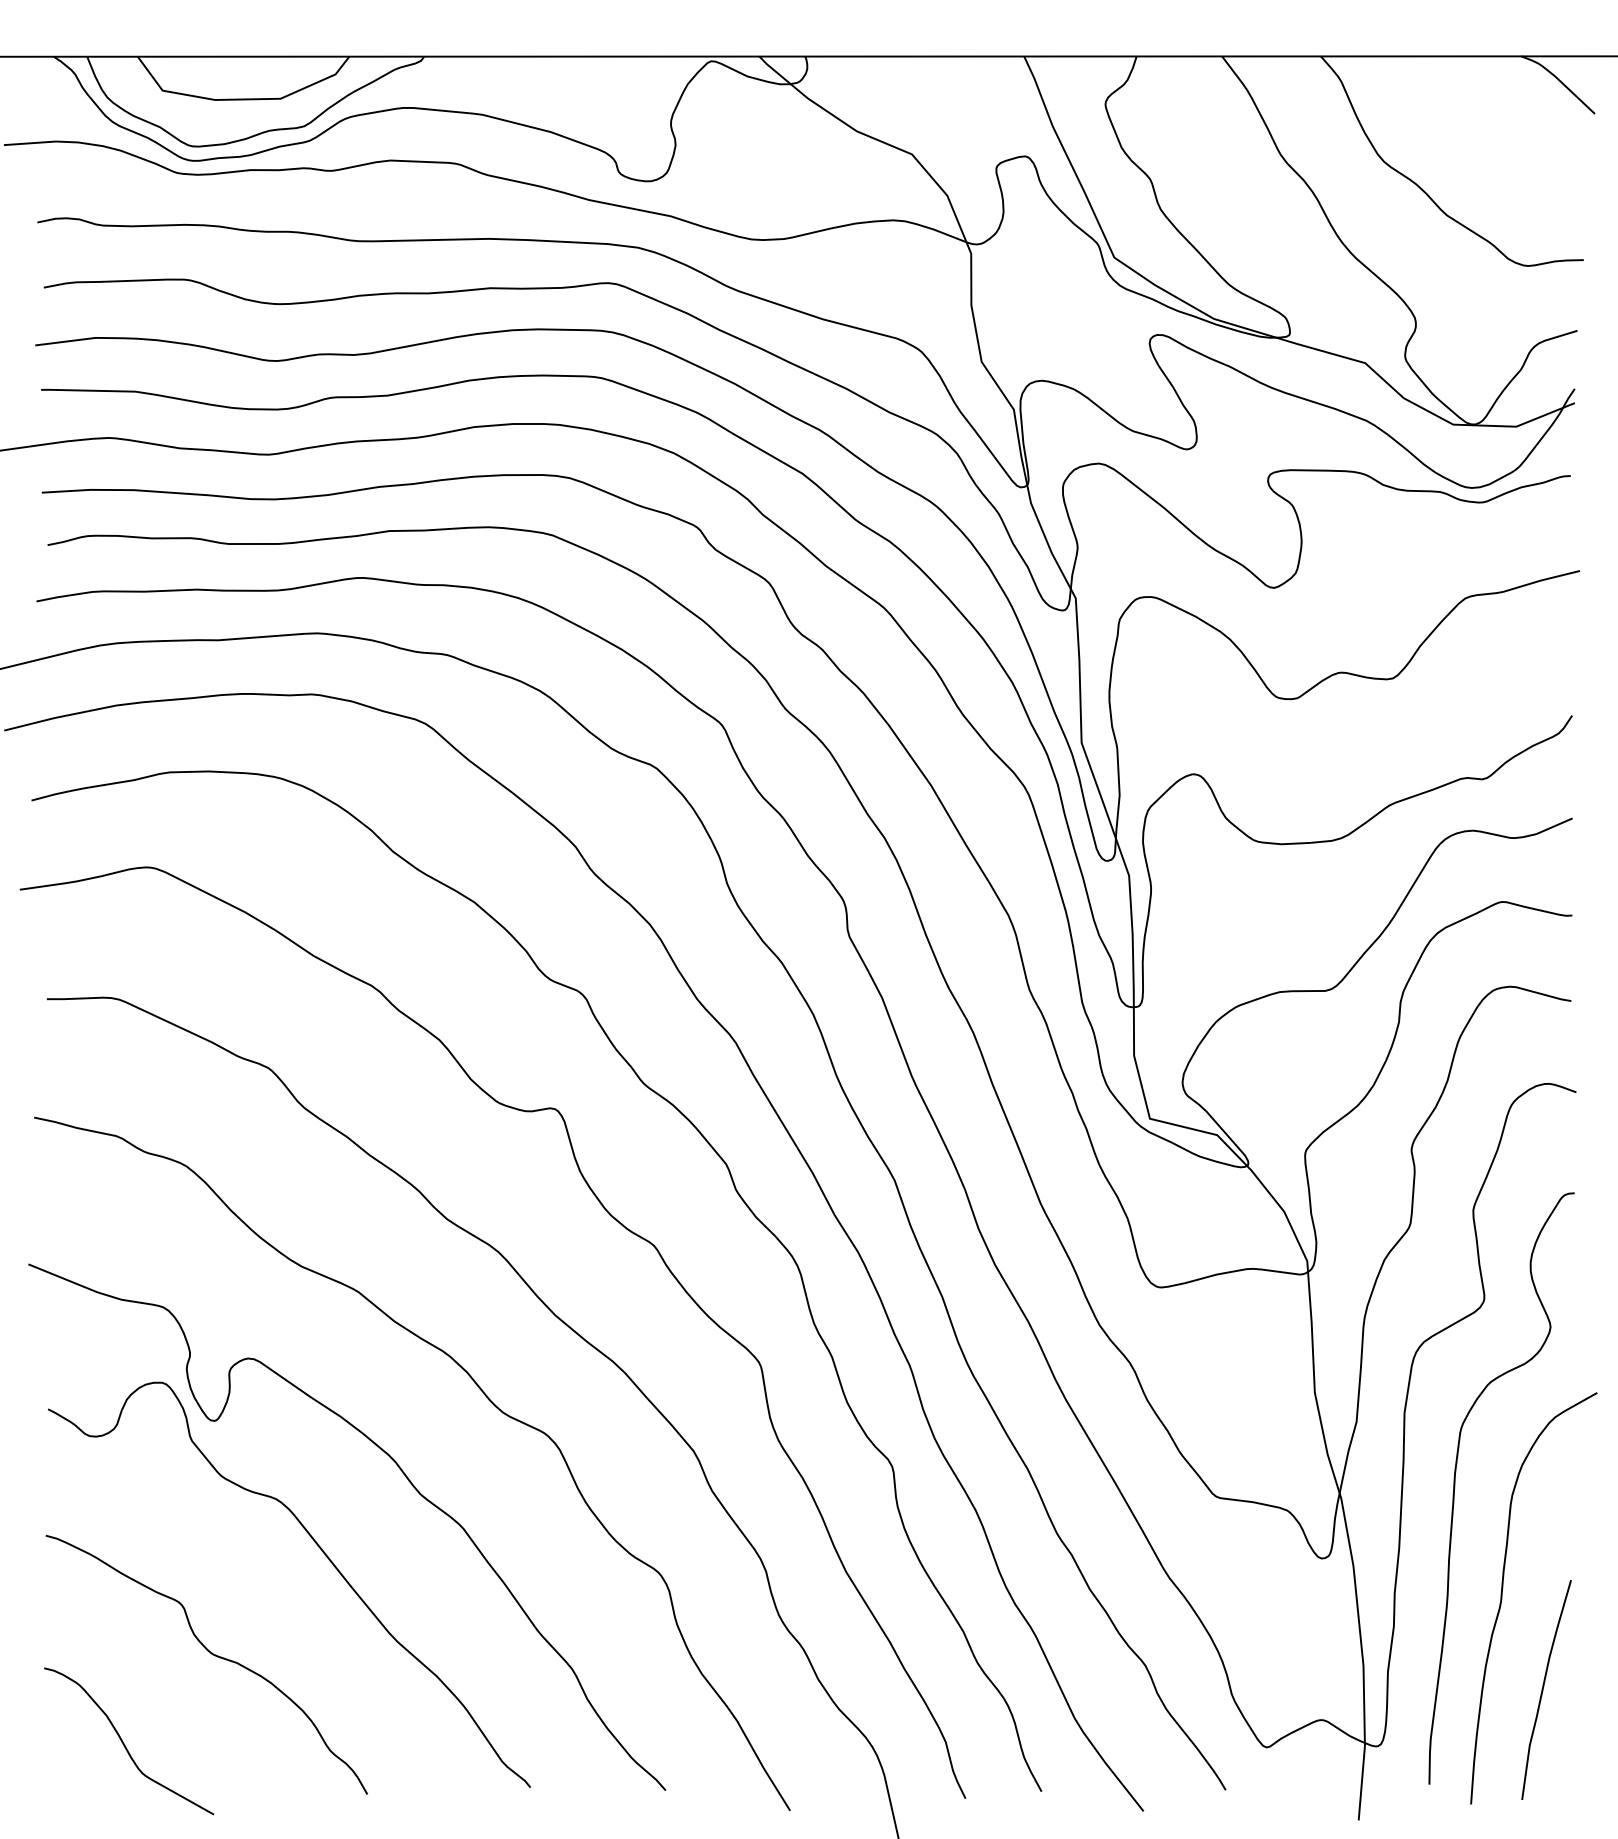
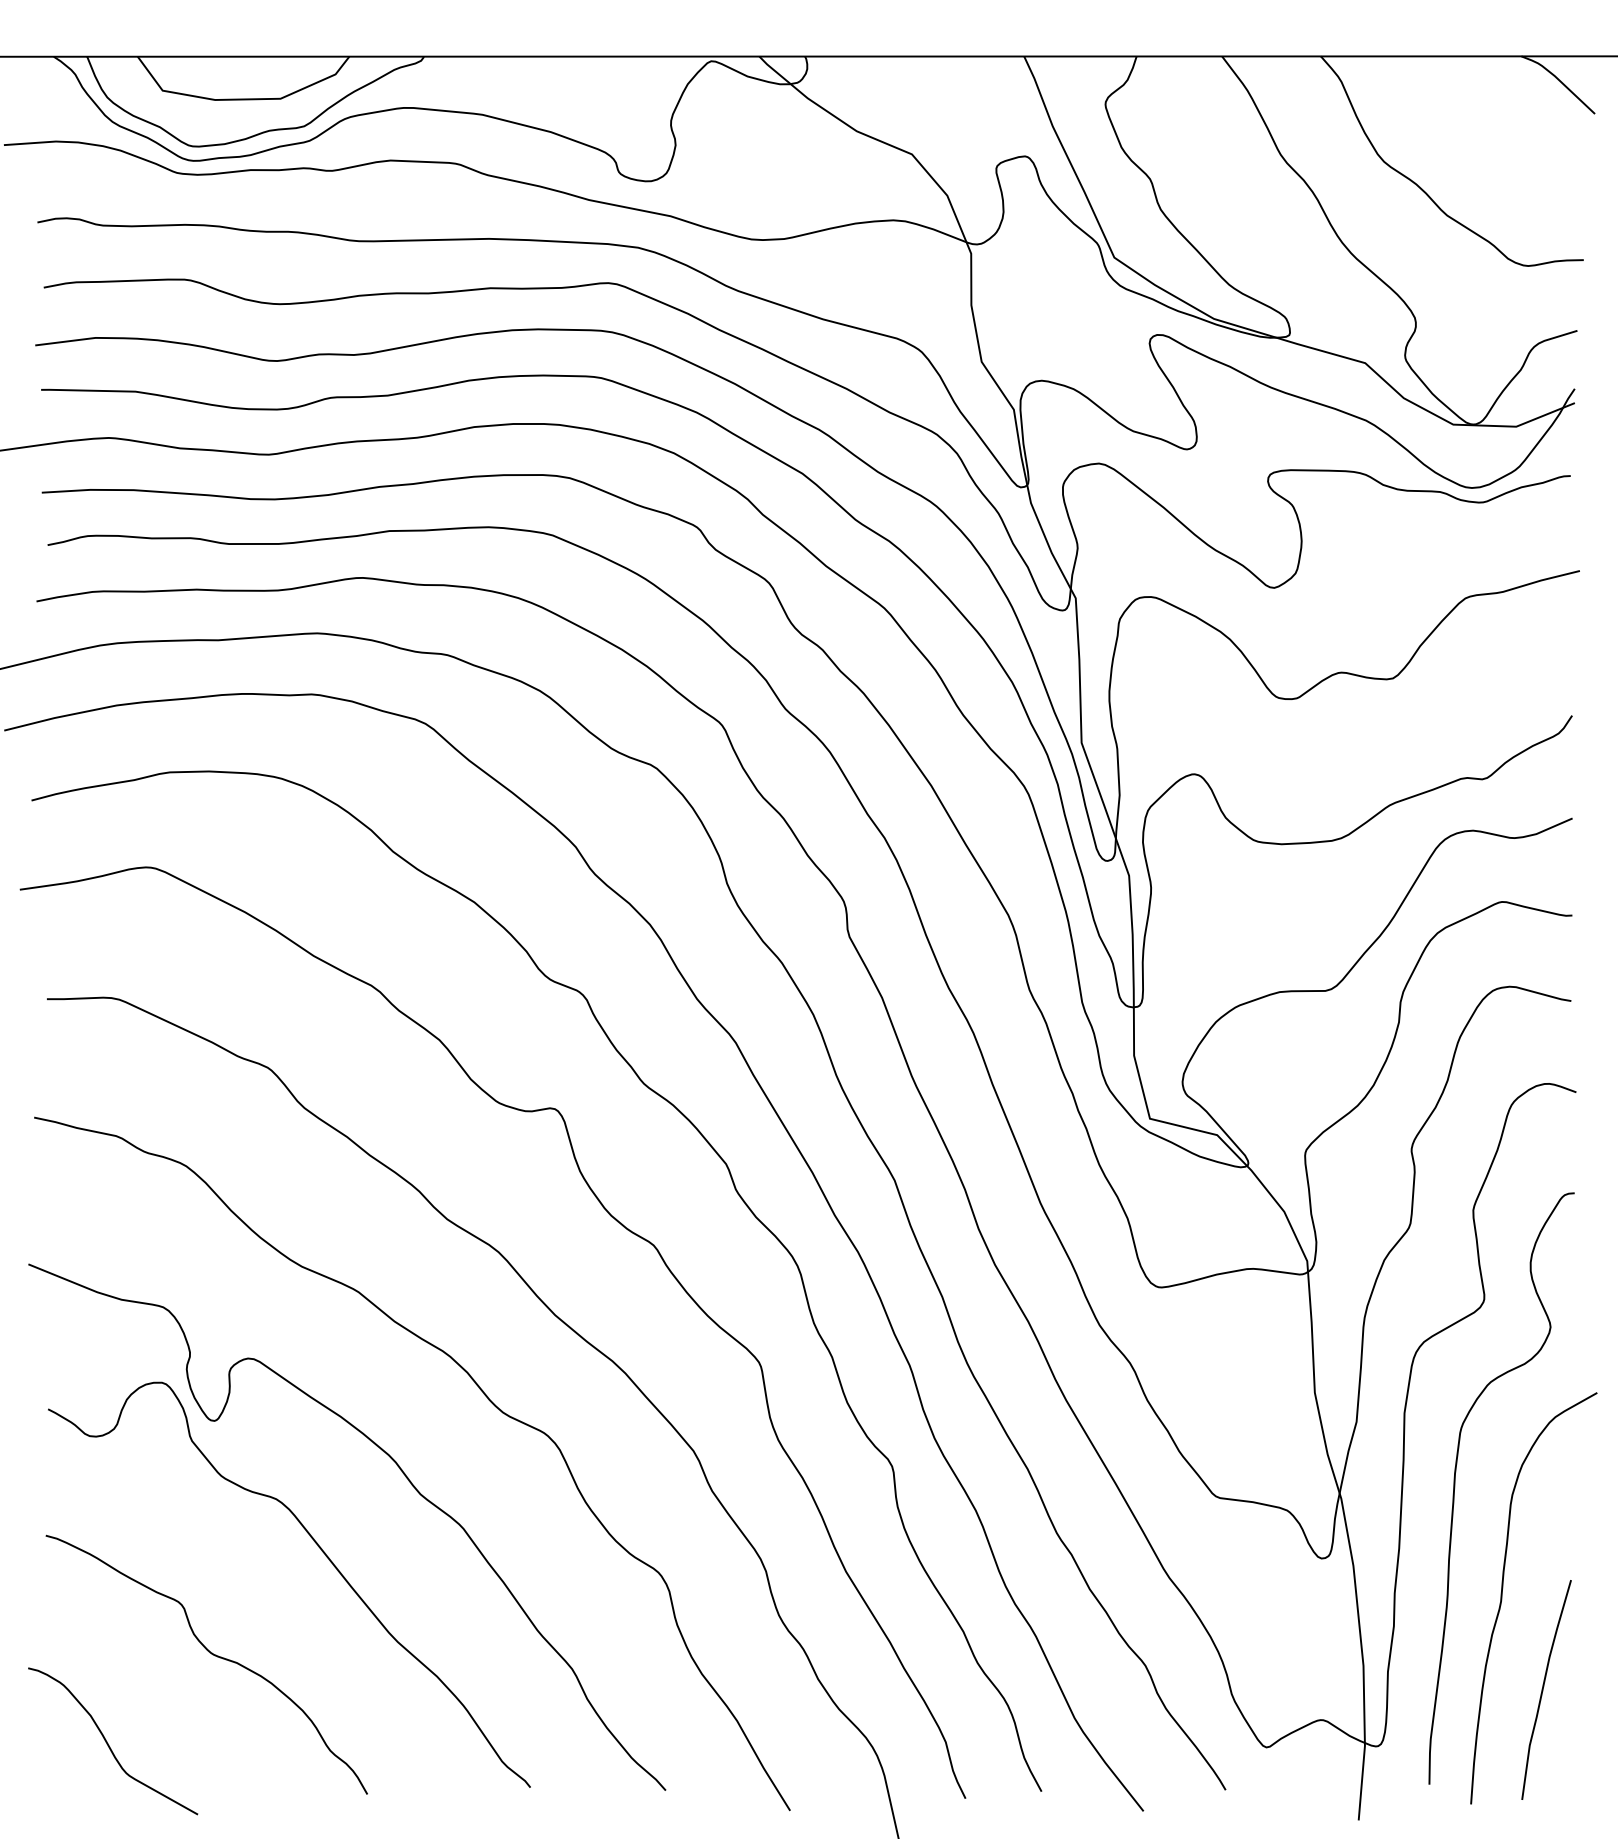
curve position: (124, 1743) -> (108, 1743) (108, 1743)
